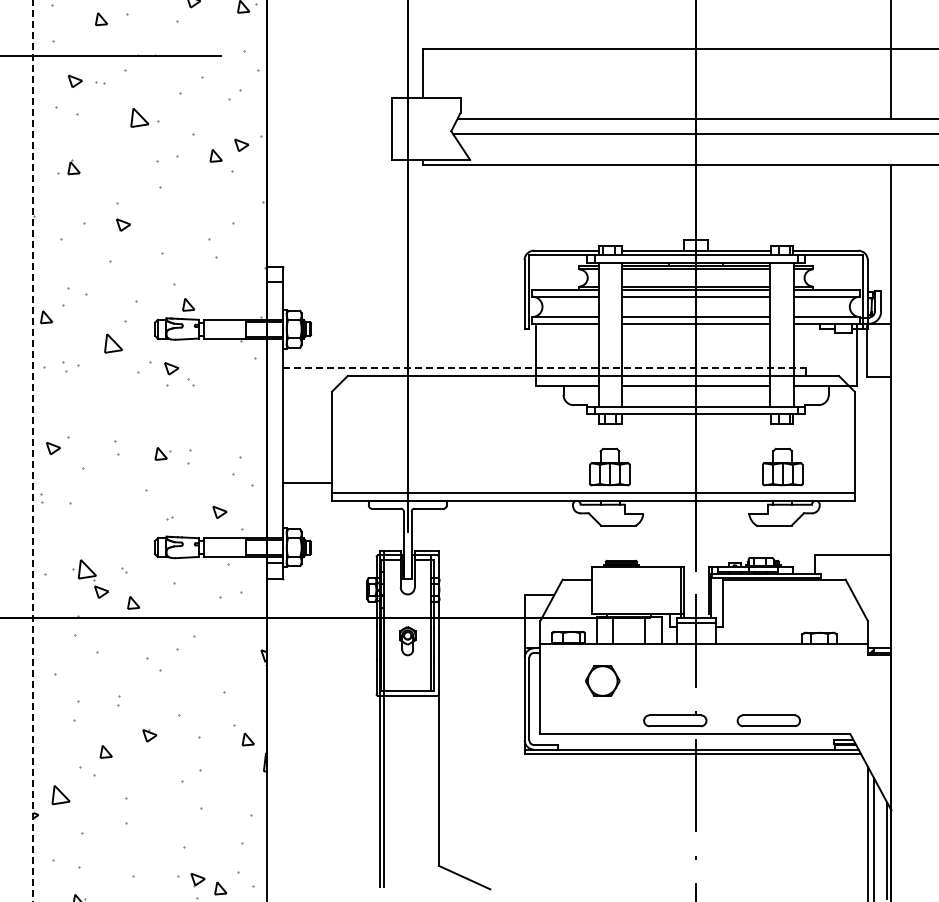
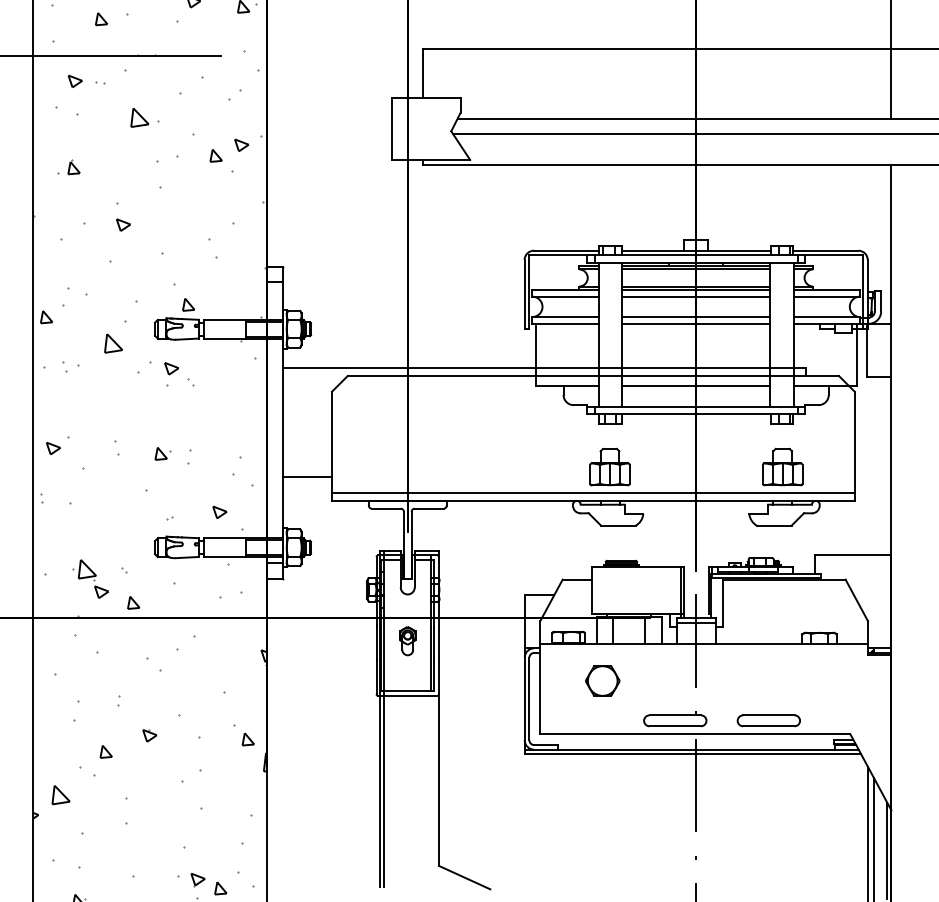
line: dashed -> solid (544, 368)
line: dashed -> solid (33, 450)
line position: (307, 483) -> (307, 477) (307, 477)
